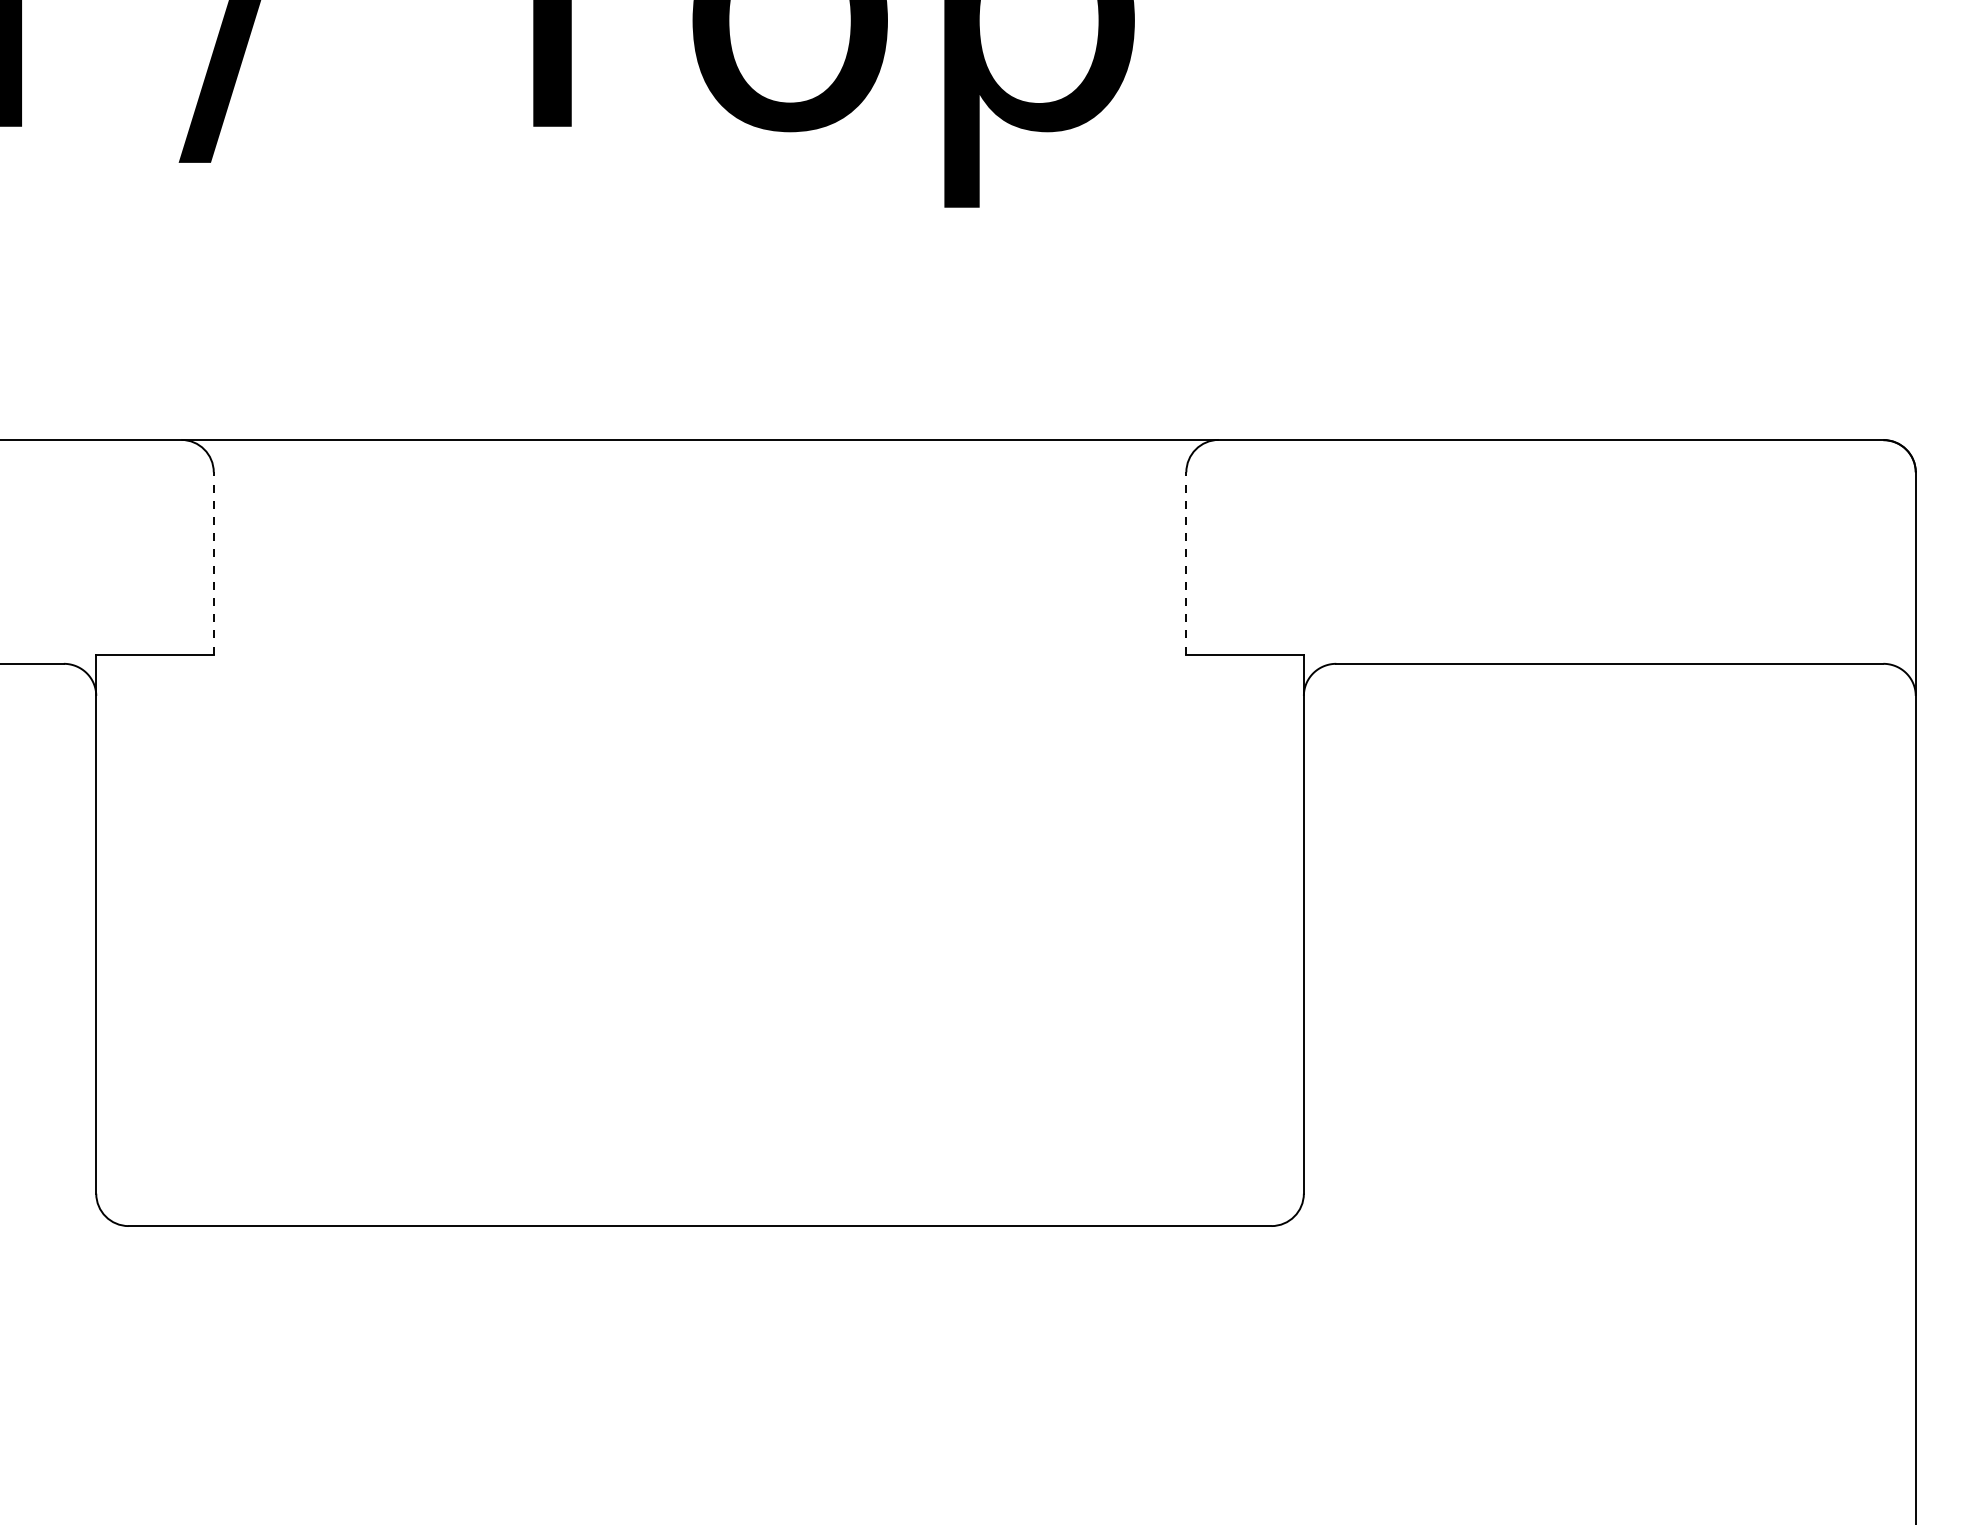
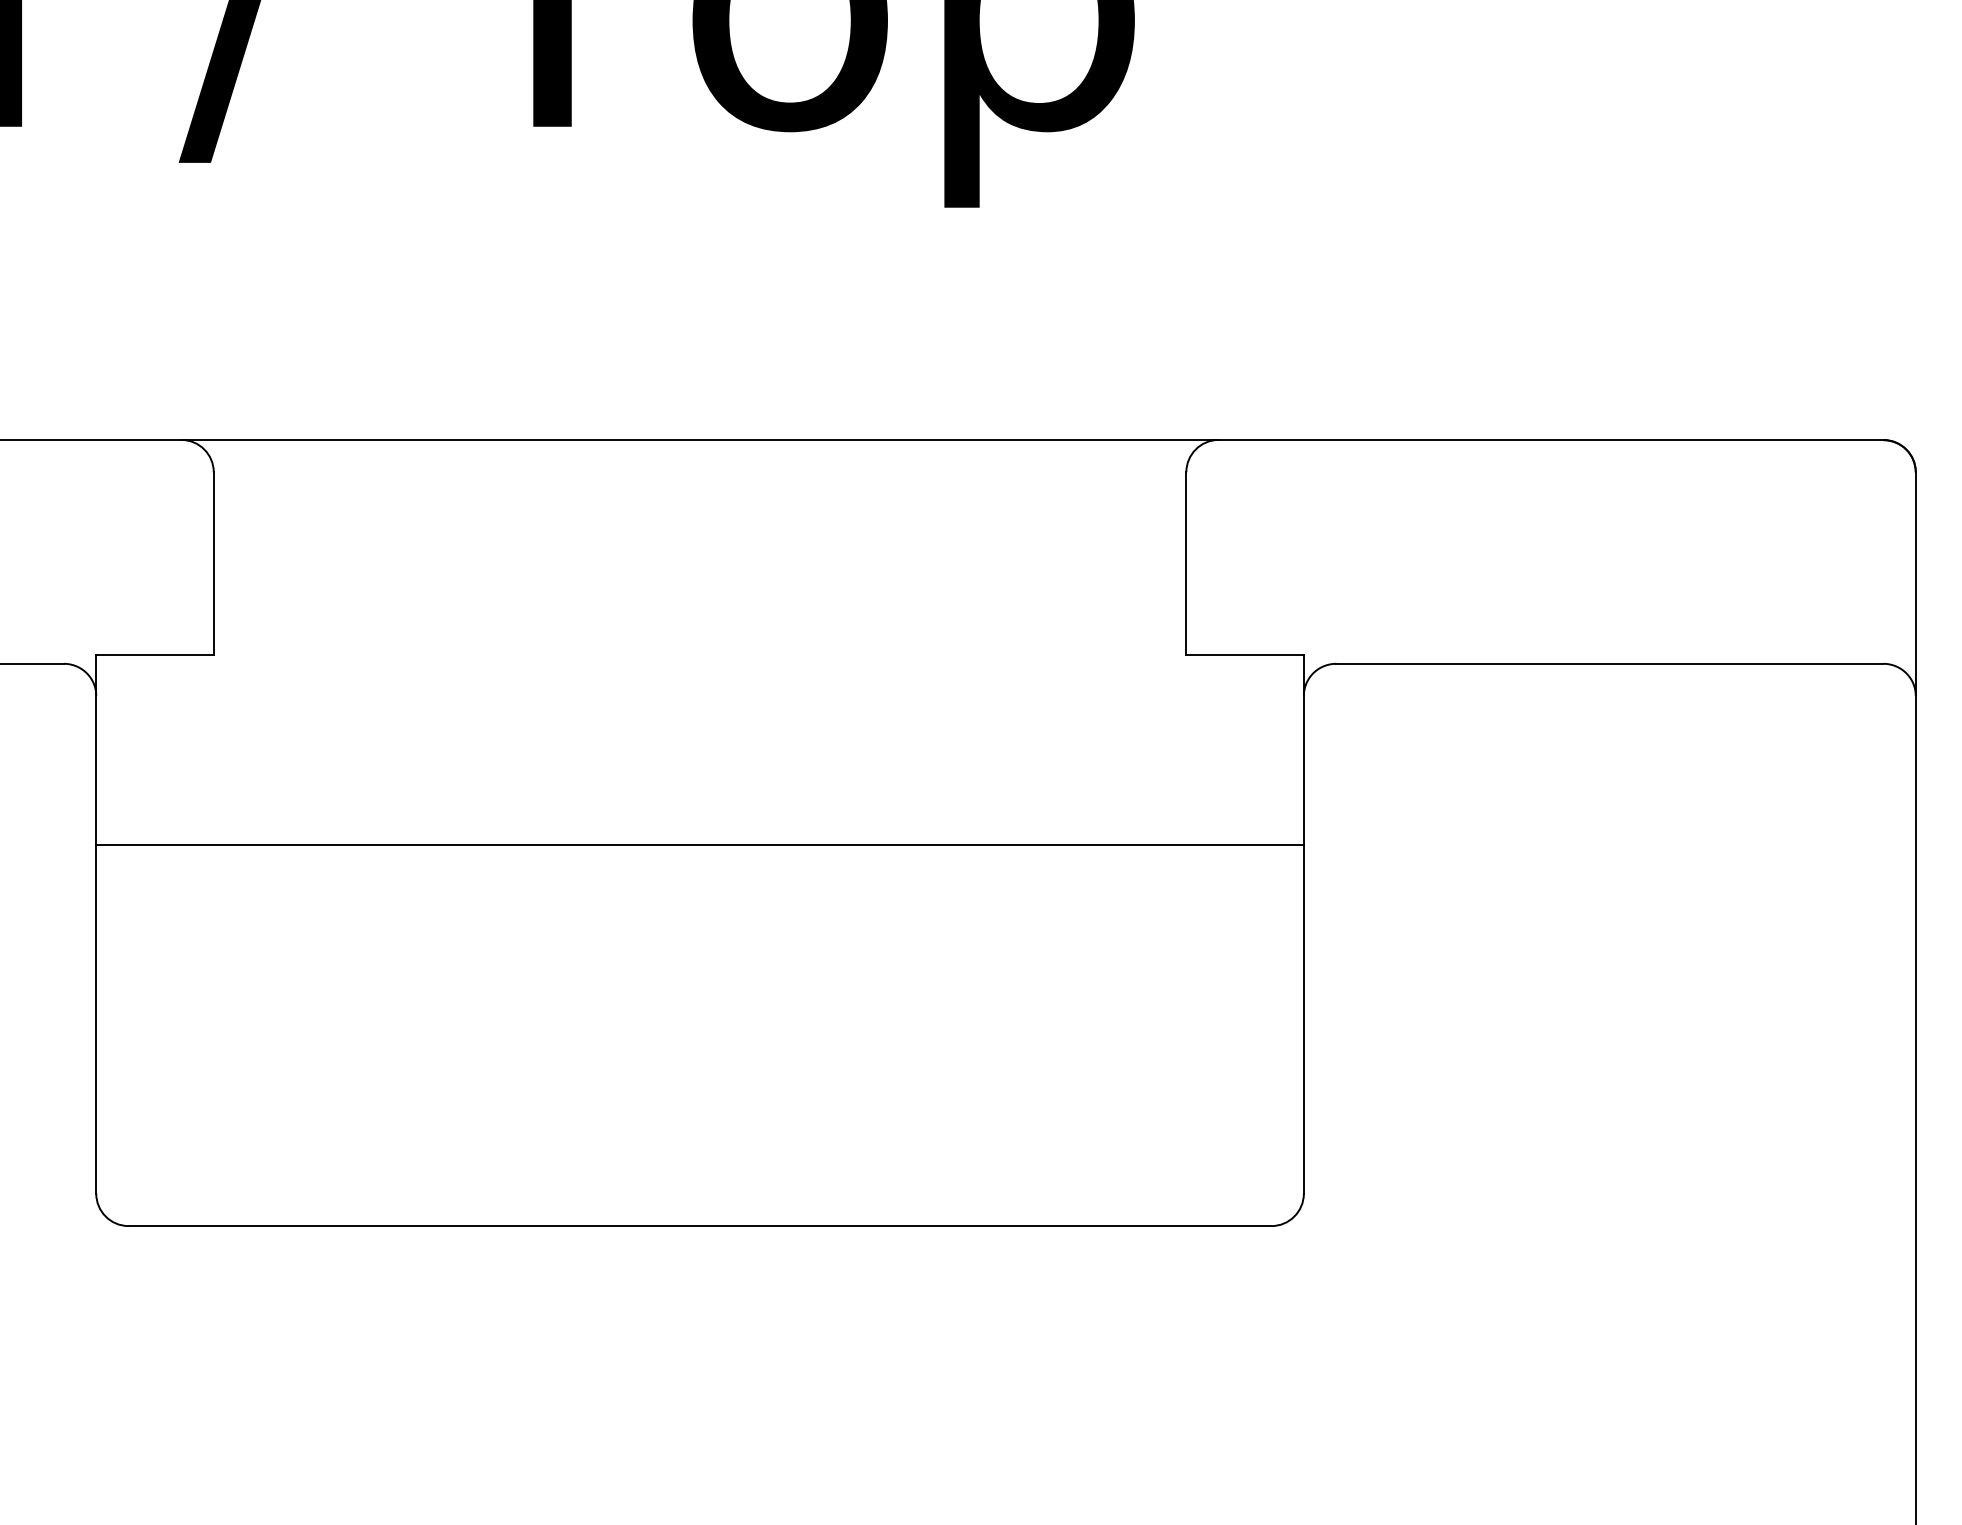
line: dashed -> solid (213, 563)
line: dashed -> solid (1186, 563)
line: none -> present (699, 845)
